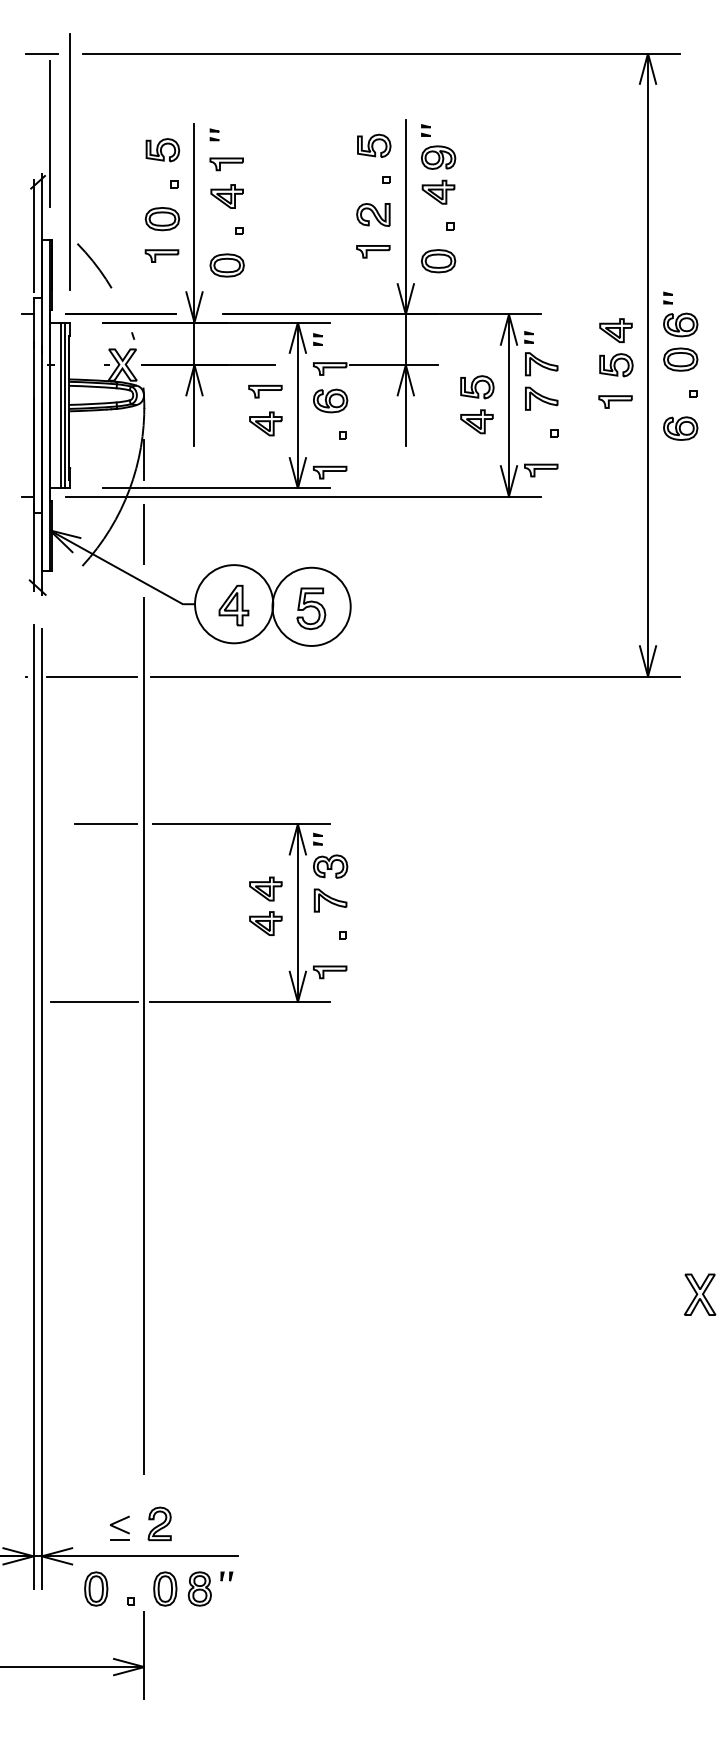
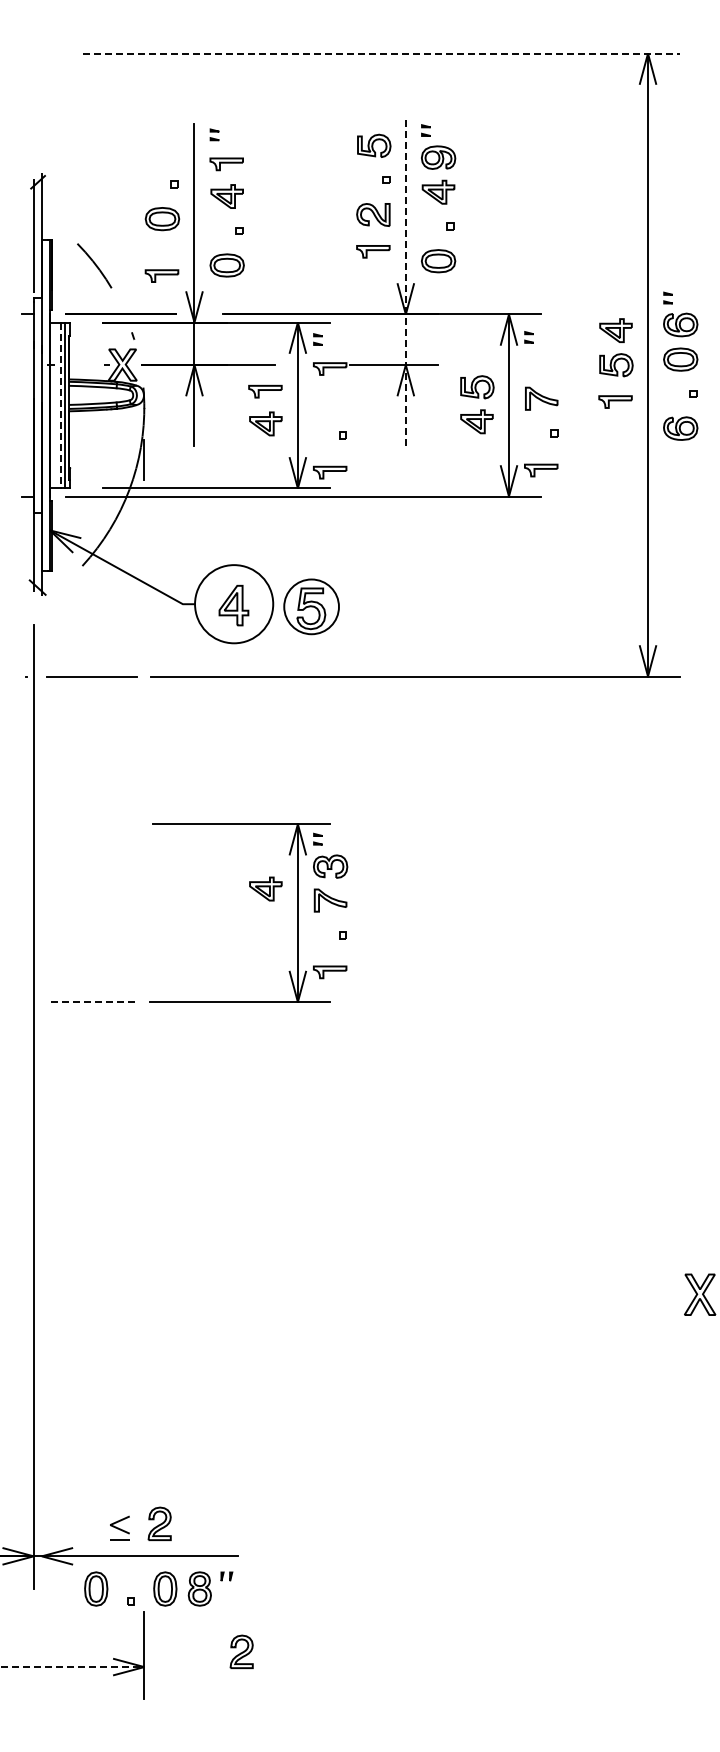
line: present -> none (41, 53)
line: solid -> dashed (381, 53)
line: present -> none (49, 134)
part: present -> none (162, 150)
line: present -> none (70, 162)
part position: (161, 255) -> (161, 275) (161, 275)
line: solid -> dashed (405, 282)
part: present -> none (541, 364)
part: present -> none (330, 400)
line: solid -> dashed (60, 405)
line: present -> none (144, 534)
circle diameter: 78 px -> 55 px (311, 606)
line: present -> none (105, 824)
part: present -> none (265, 923)
line: solid -> dashed (94, 1002)
line: present -> none (144, 1035)
line: present -> none (41, 1108)
part: none -> present (241, 1651)
line: solid -> dashed (72, 1667)
